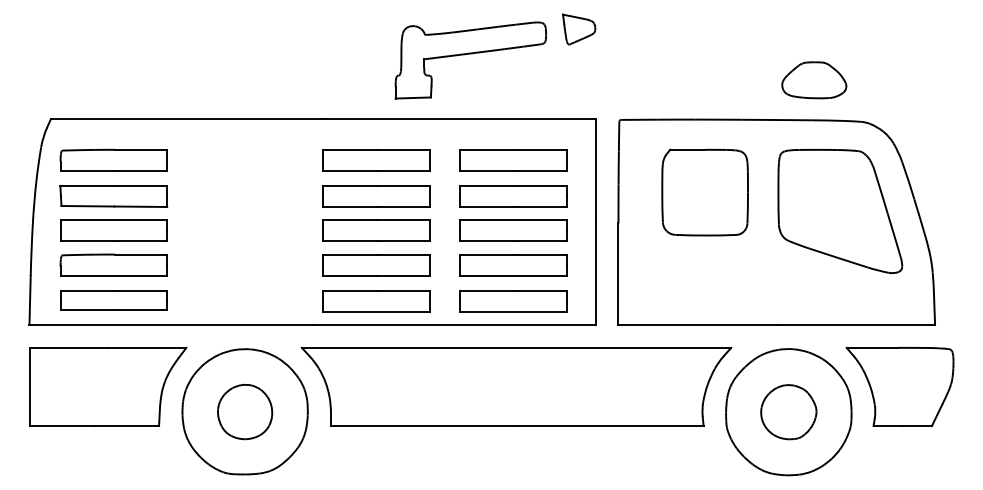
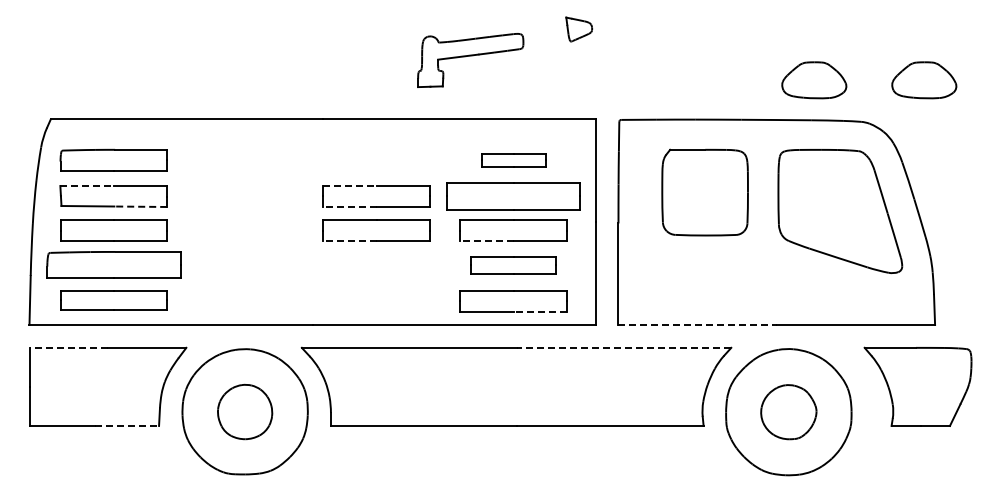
part size: 35x33 px -> 28x27 px (578, 29)
part size: 153x79 px -> 108x55 px (470, 60)
part: none -> present (924, 80)
part: present -> none (376, 160)
part size: 109x23 px -> 66x15 px (513, 160)
line: solid -> dashed (87, 186)
line: solid -> dashed (349, 186)
part size: 109x23 px -> 135x29 px (513, 196)
line: solid -> dashed (140, 206)
line: solid -> dashed (349, 206)
line: solid -> dashed (349, 241)
line: solid -> dashed (487, 241)
part size: 109x24 px -> 136x28 px (113, 264)
part: present -> none (376, 265)
part size: 109x23 px -> 87x19 px (513, 265)
part: present -> none (376, 301)
line: solid -> dashed (540, 311)
line: solid -> dashed (698, 325)
line: solid -> dashed (68, 347)
line: solid -> dashed (623, 347)
part position: (899, 386) -> (917, 386) (917, 386)
line: solid -> dashed (127, 425)
